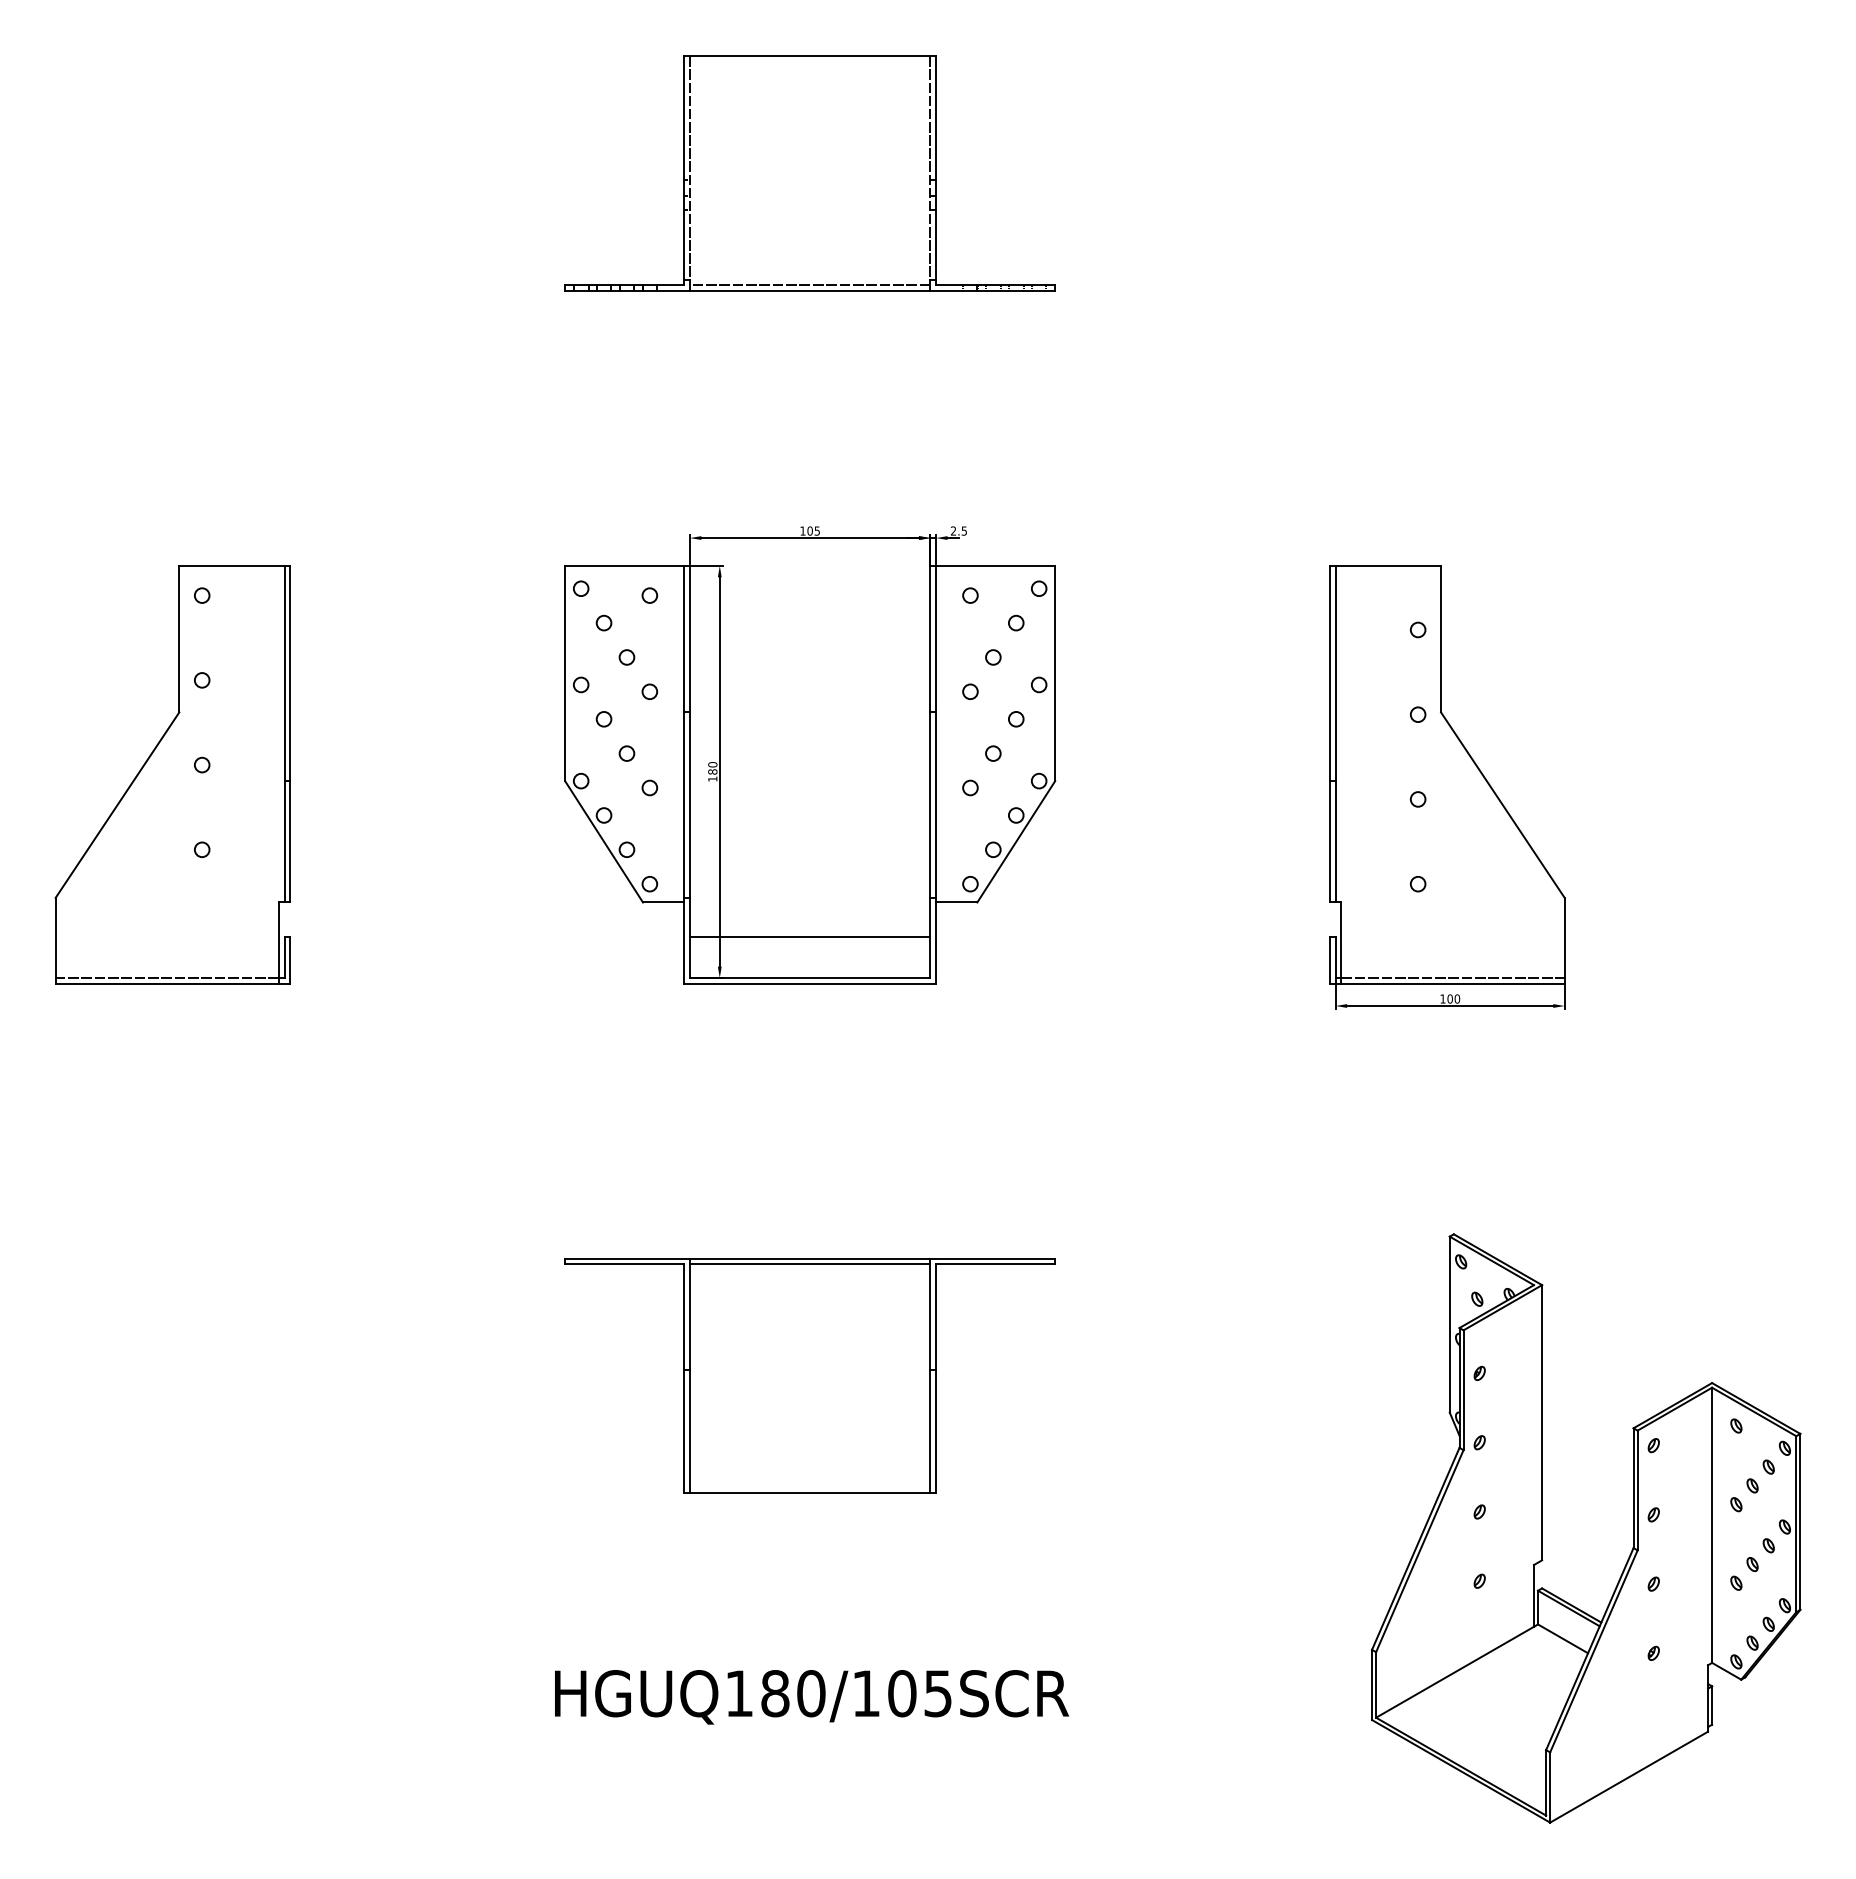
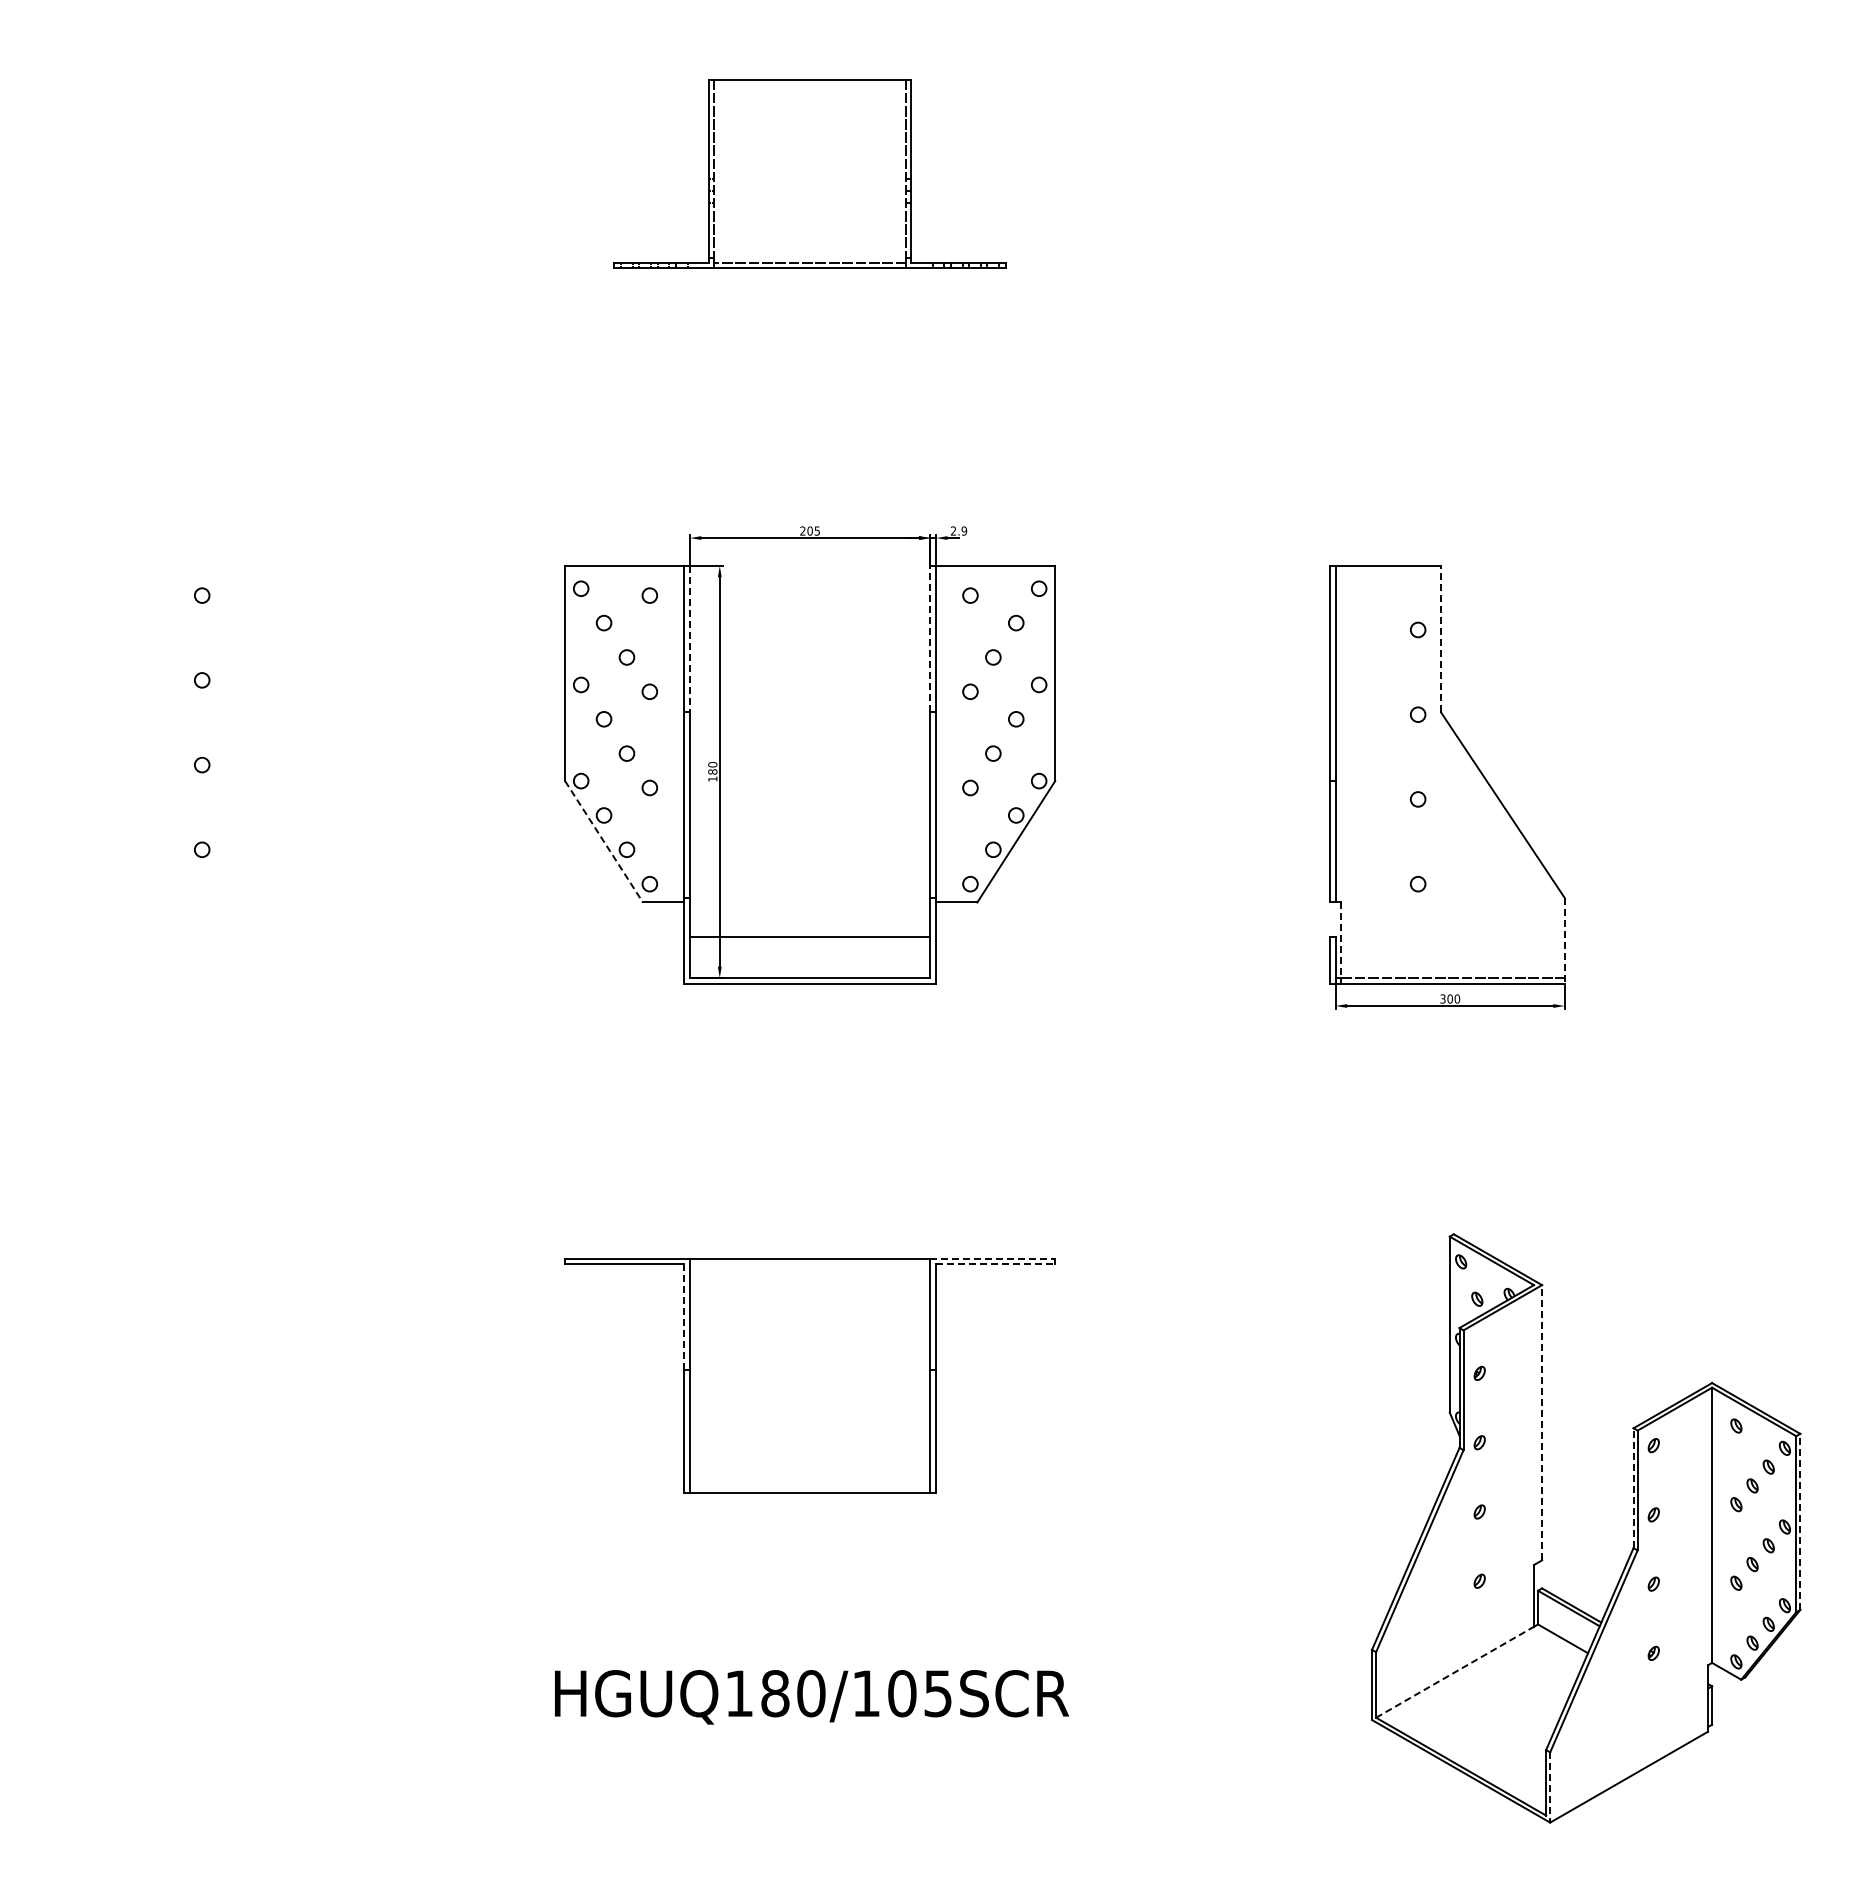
part size: 492x237 px -> 394x190 px (809, 173)
text: 105 -> 205 (802, 530)
text: 2.5 -> 2.9 (964, 530)
line: solid -> dashed (930, 638)
line: solid -> dashed (1441, 638)
line: solid -> dashed (689, 639)
part: present -> none (172, 774)
line: solid -> dashed (604, 842)
line: solid -> dashed (1564, 940)
line: solid -> dashed (1341, 943)
text: 100 -> 300 (1442, 998)
line: solid -> dashed (993, 1258)
line: present -> none (809, 1264)
line: solid -> dashed (995, 1264)
line: solid -> dashed (684, 1316)
line: solid -> dashed (1542, 1422)
line: solid -> dashed (1633, 1488)
line: solid -> dashed (1800, 1521)
line: solid -> dashed (1455, 1672)
line: solid -> dashed (1550, 1788)
